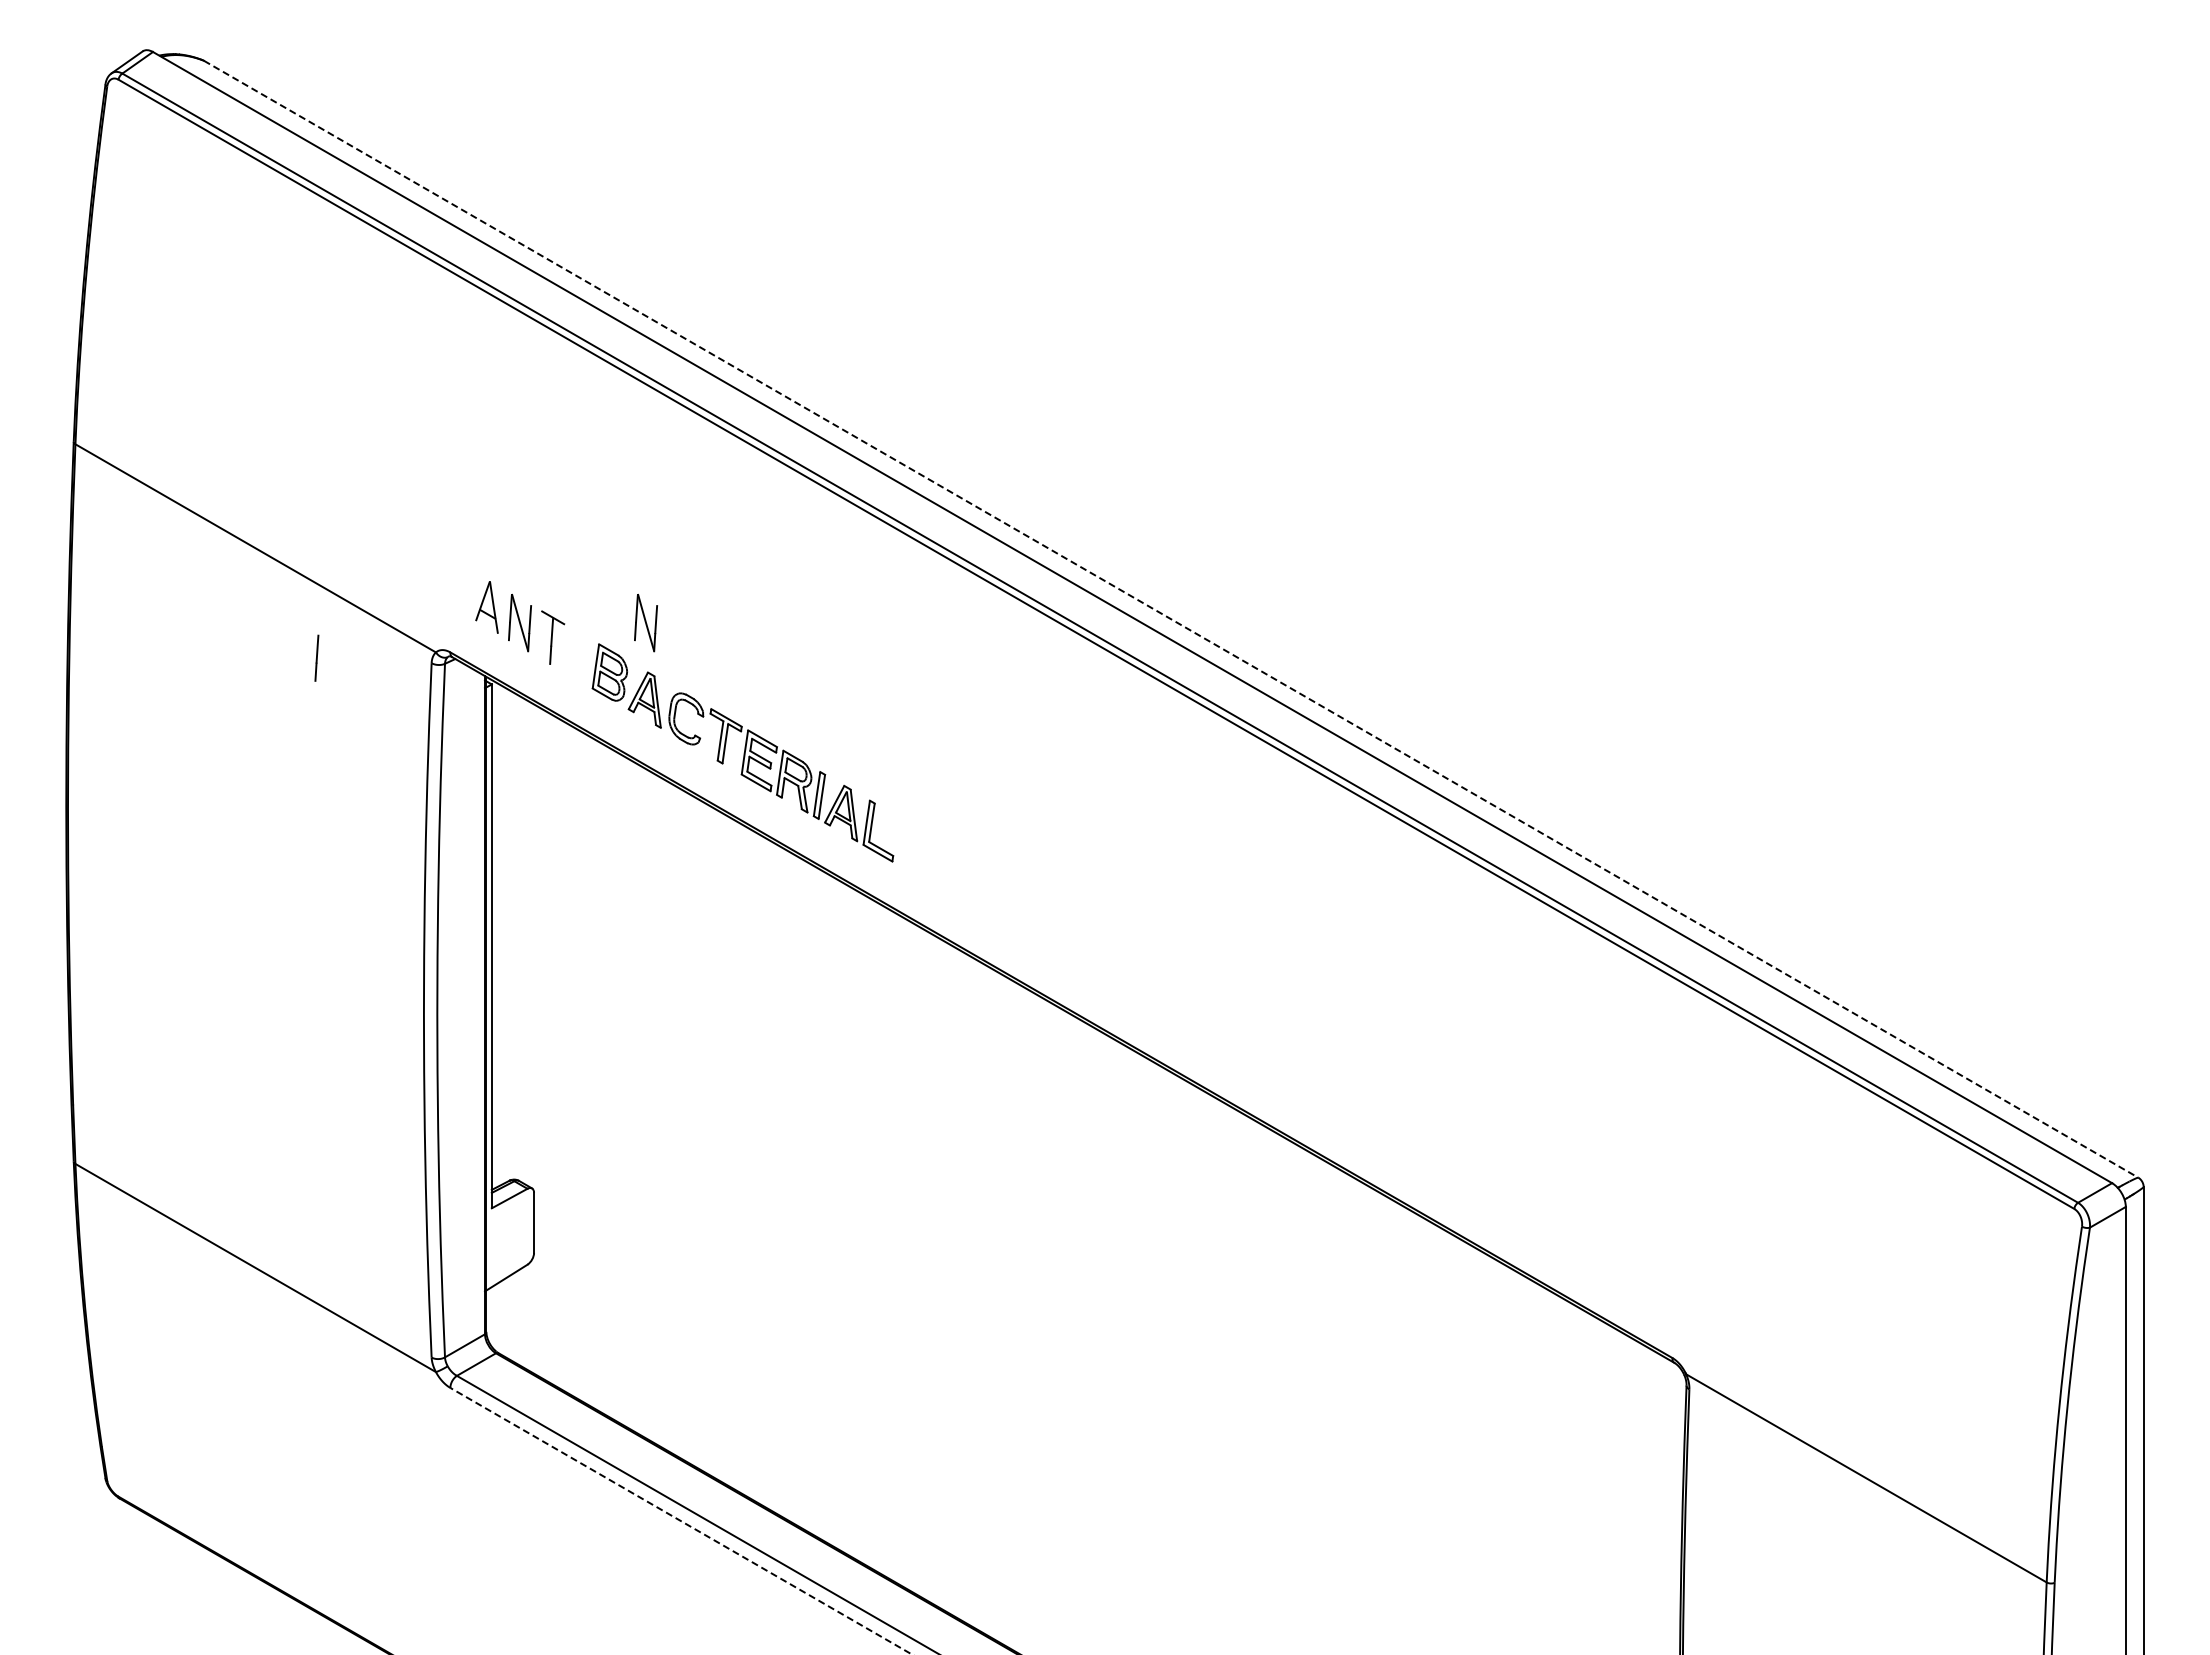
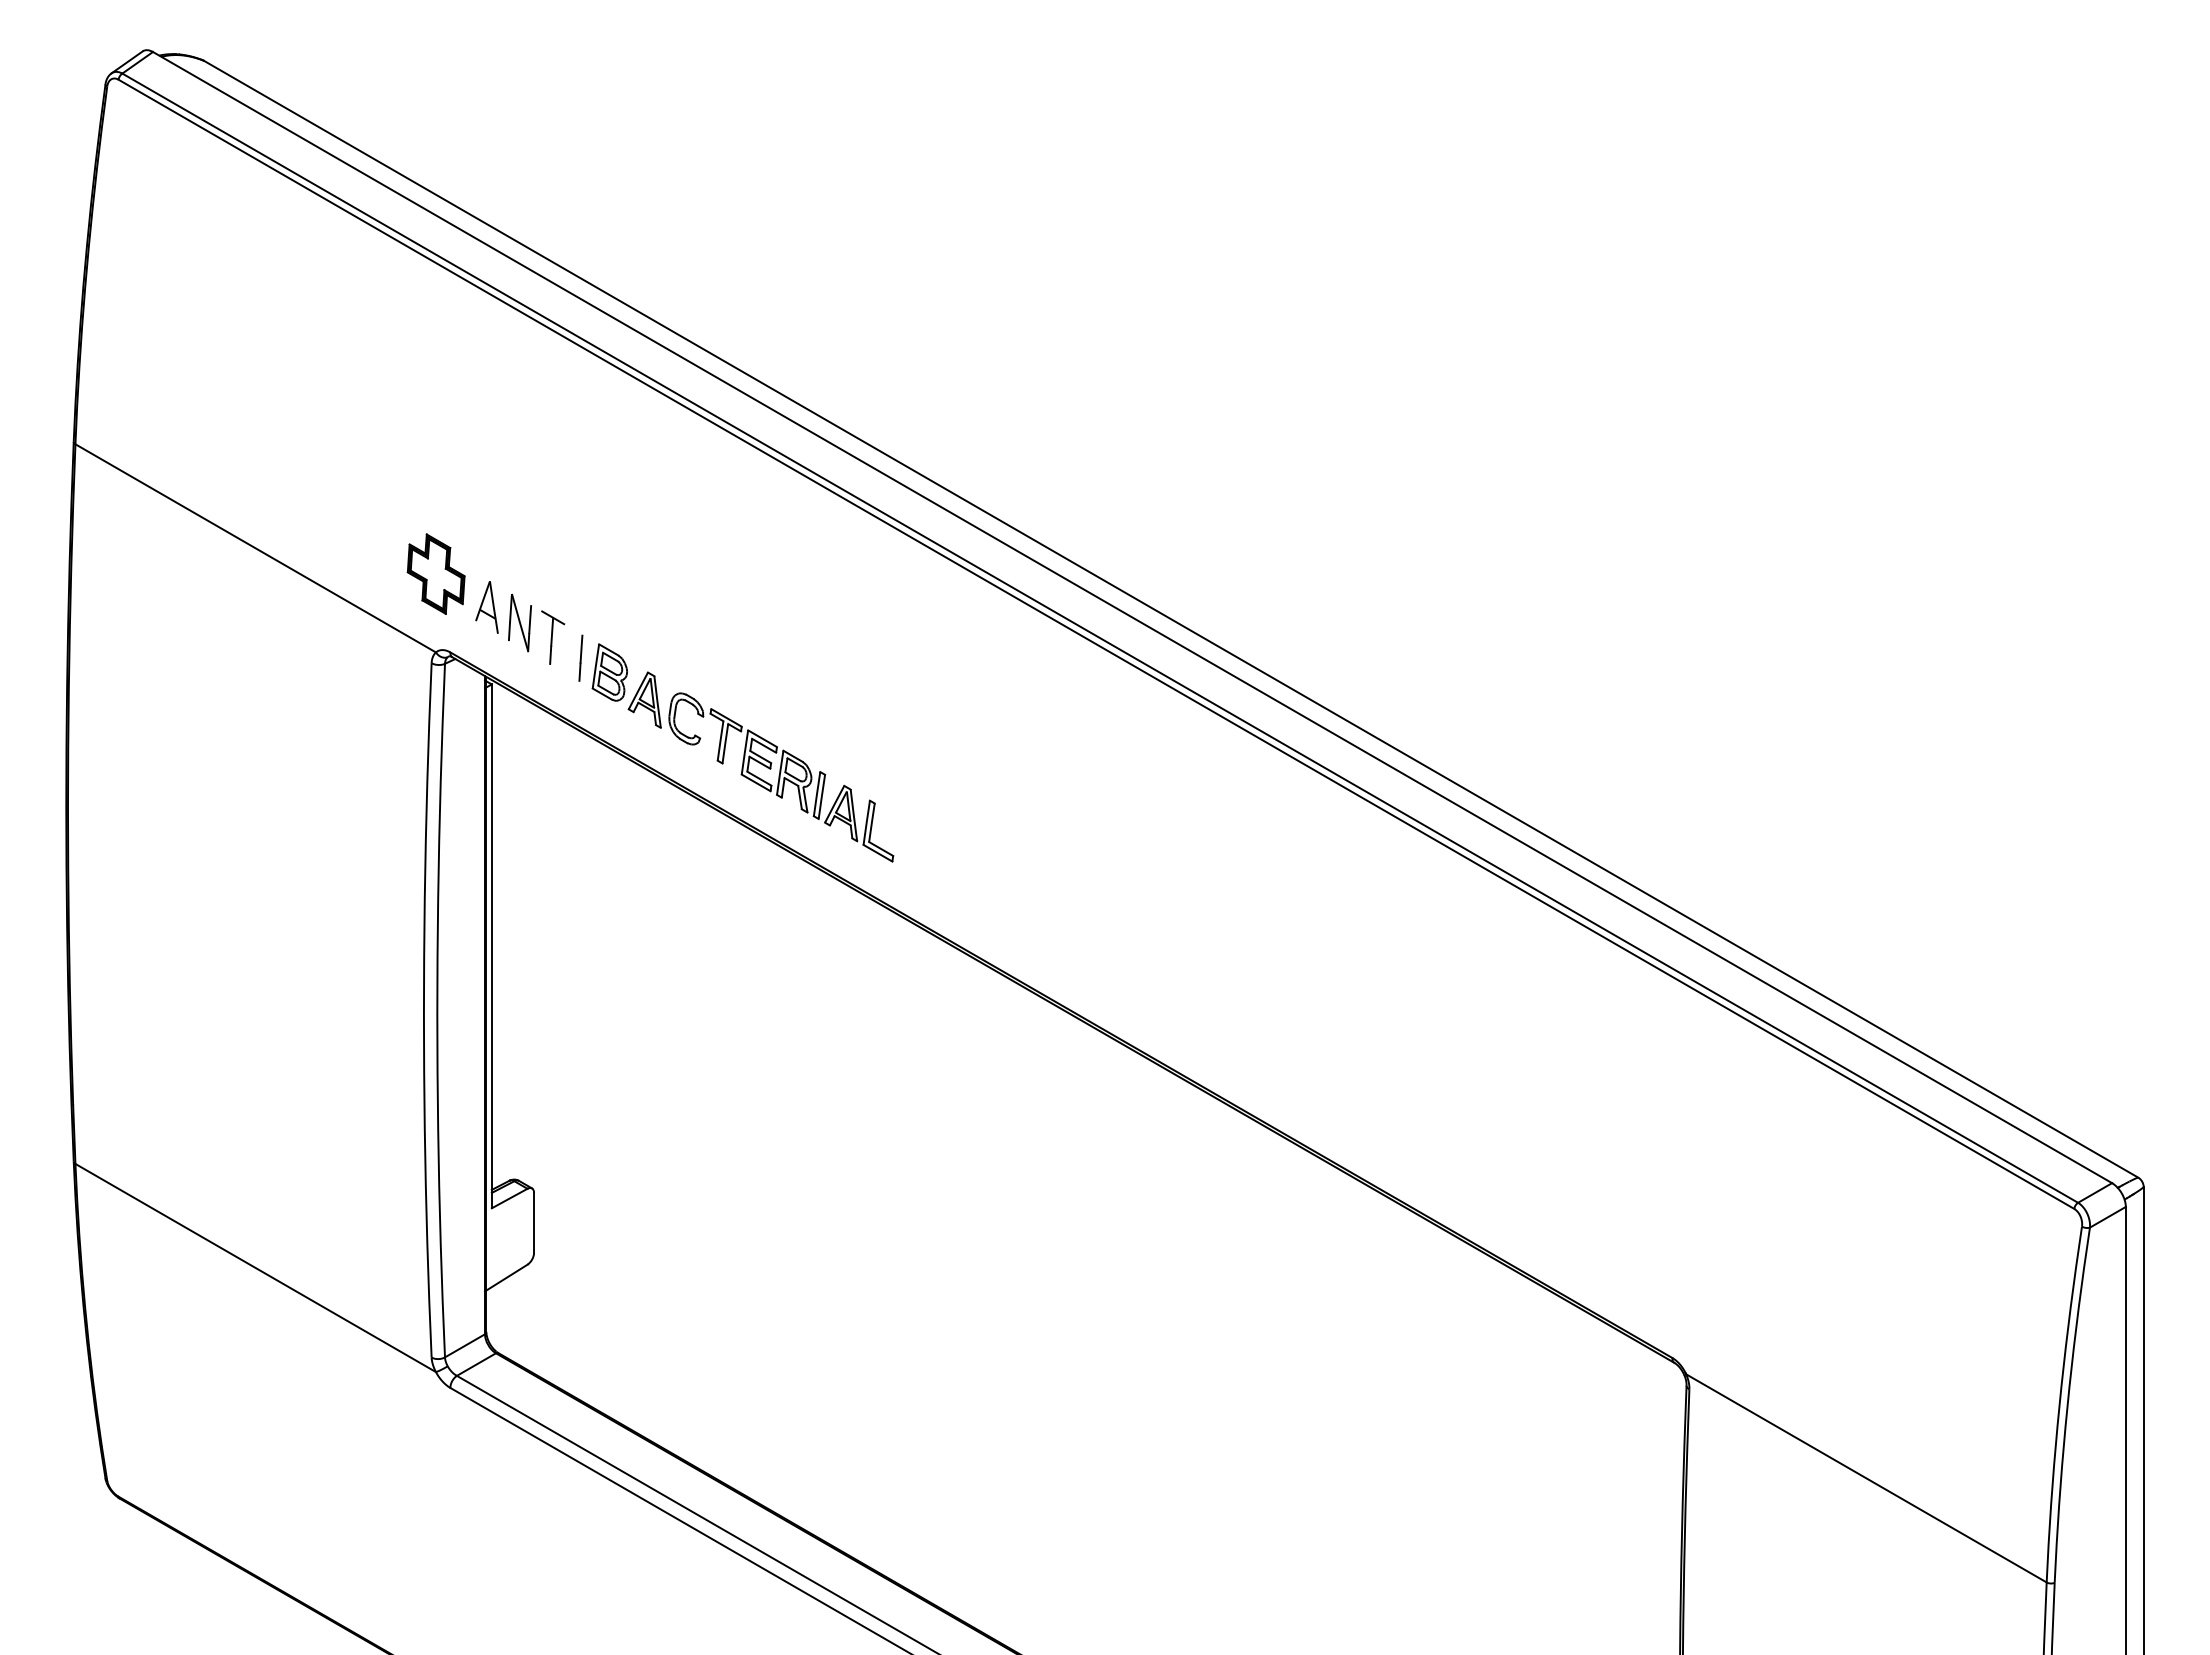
part: none -> present (435, 573)
line: dashed -> solid (1171, 619)
part: present -> none (645, 623)
line position: (316, 657) -> (580, 657) (580, 657)
line: dashed -> solid (681, 1521)
